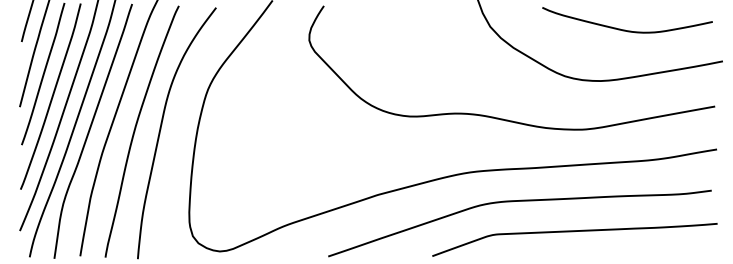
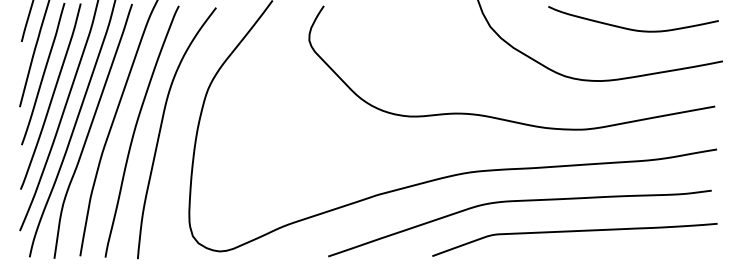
curve position: (625, 29) -> (631, 28) (631, 28)
